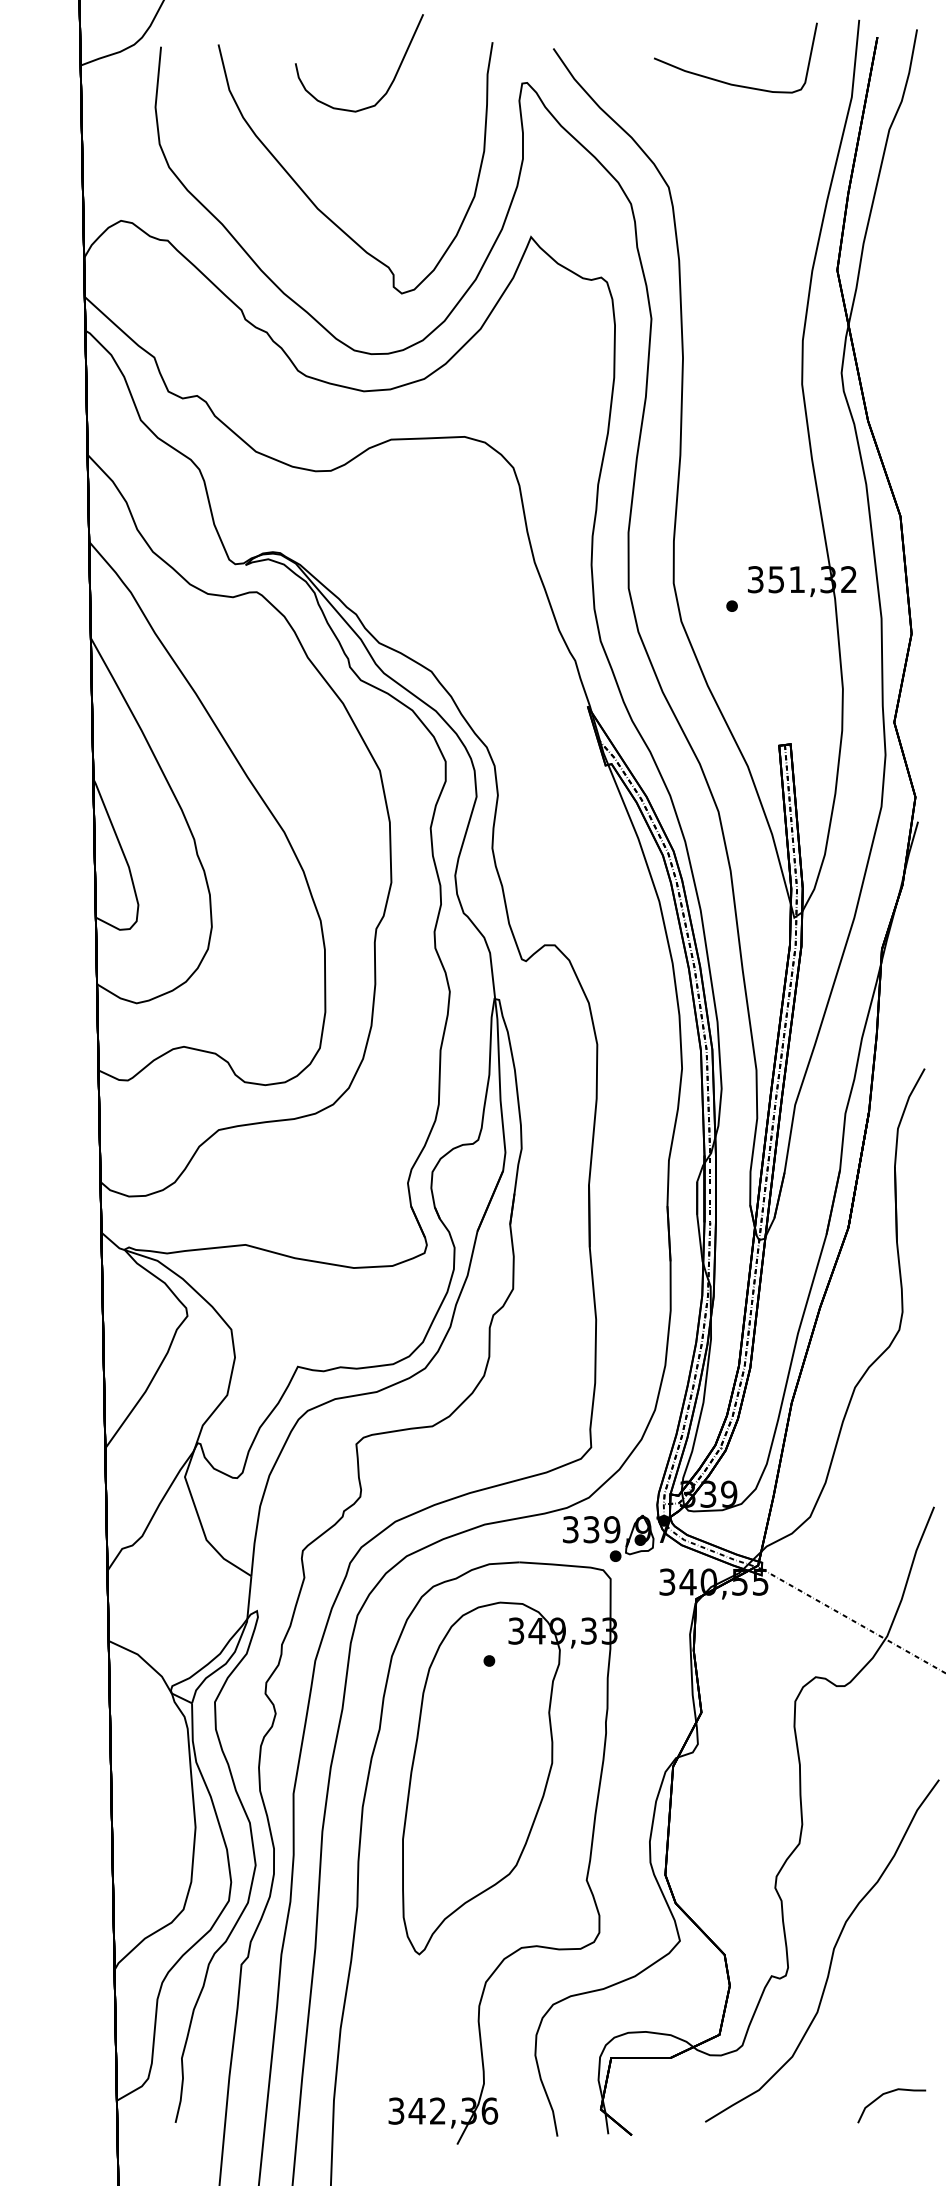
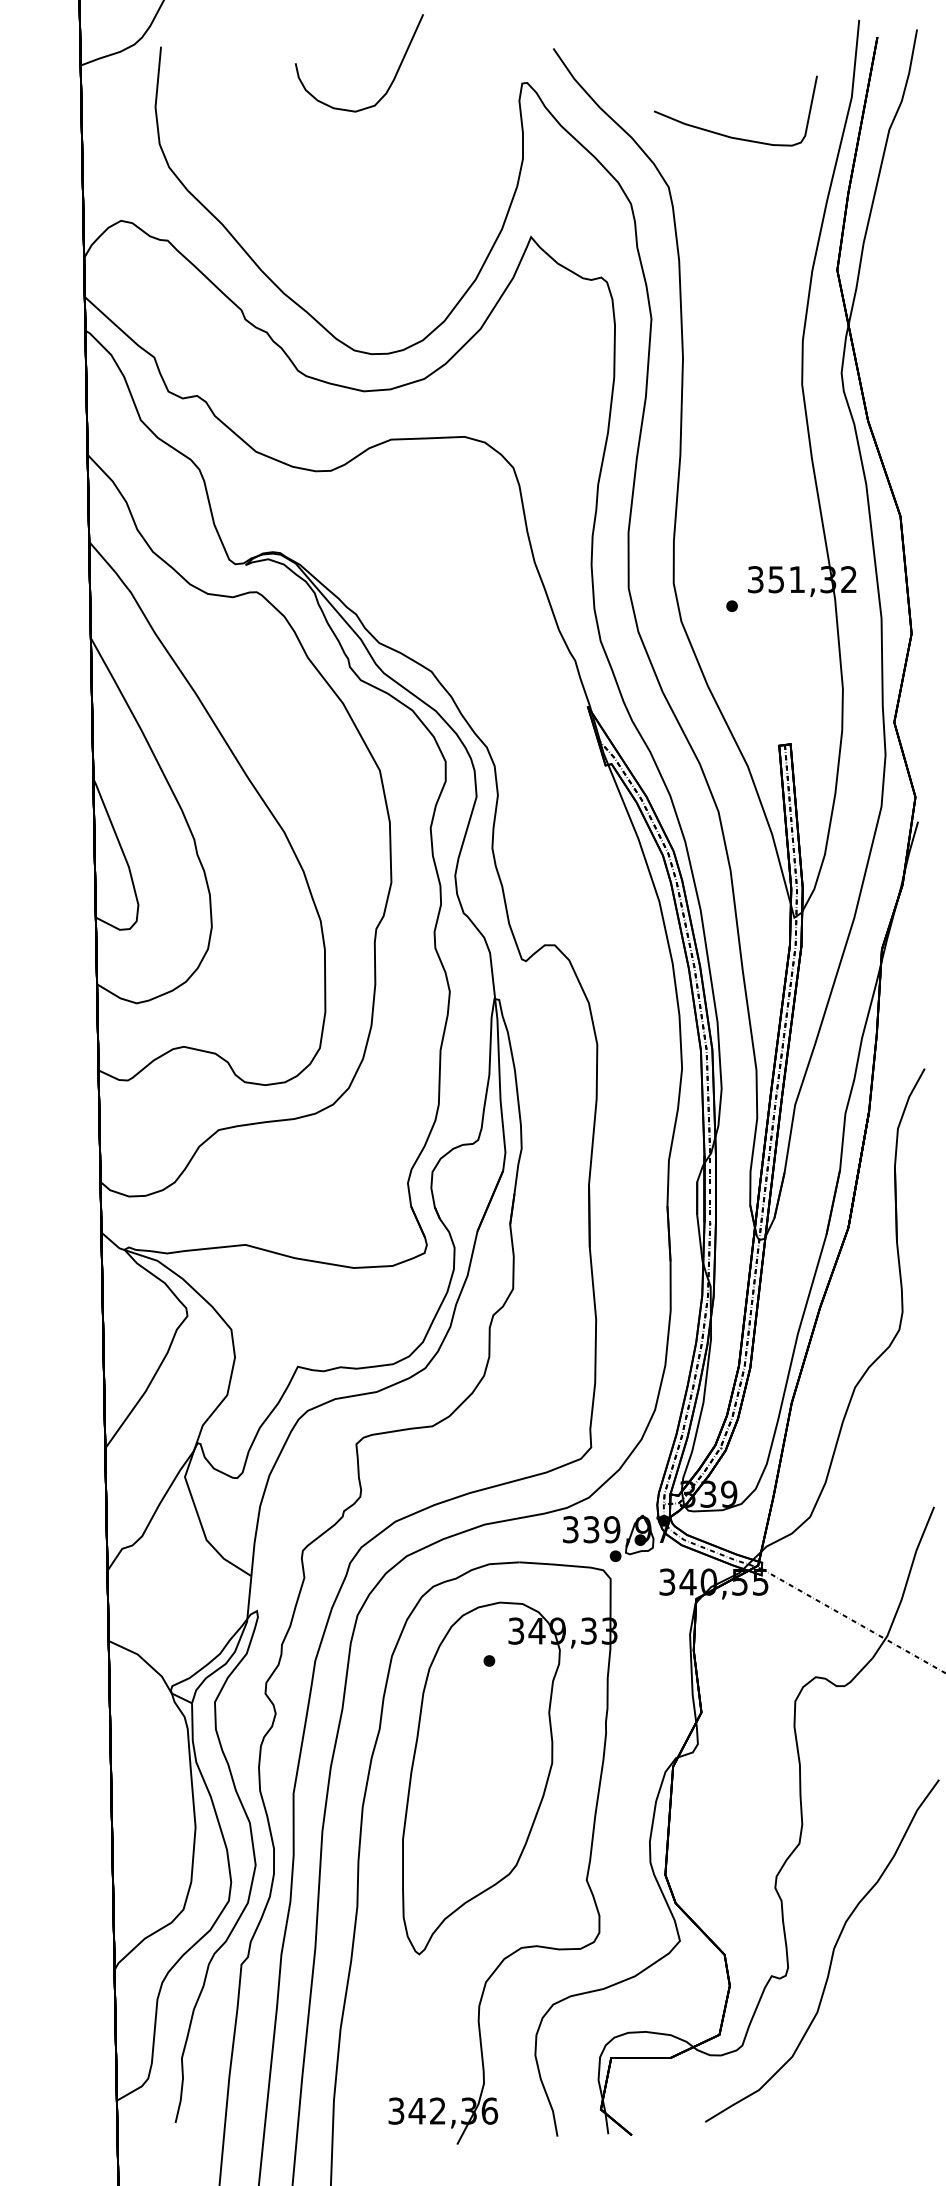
curve position: (728, 82) -> (728, 135) (728, 135)
curve: present -> none (317, 206)
curve: present -> none (888, 2093)
